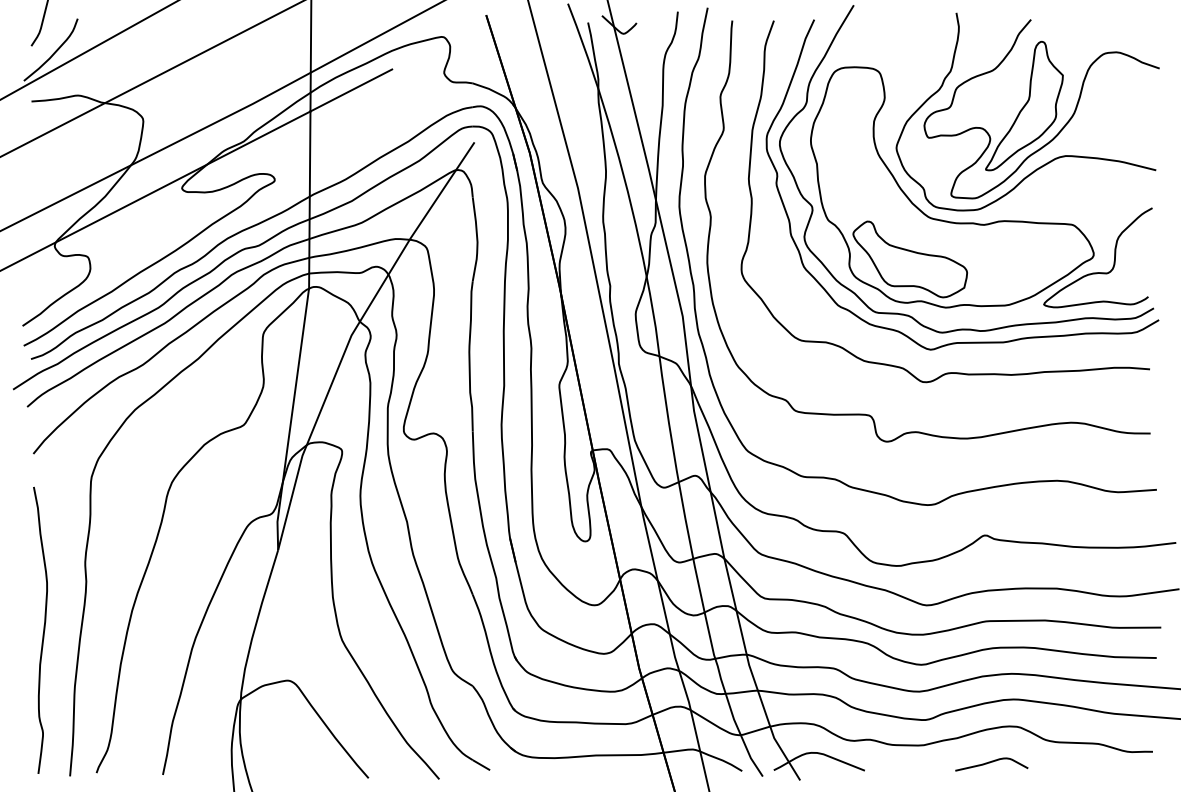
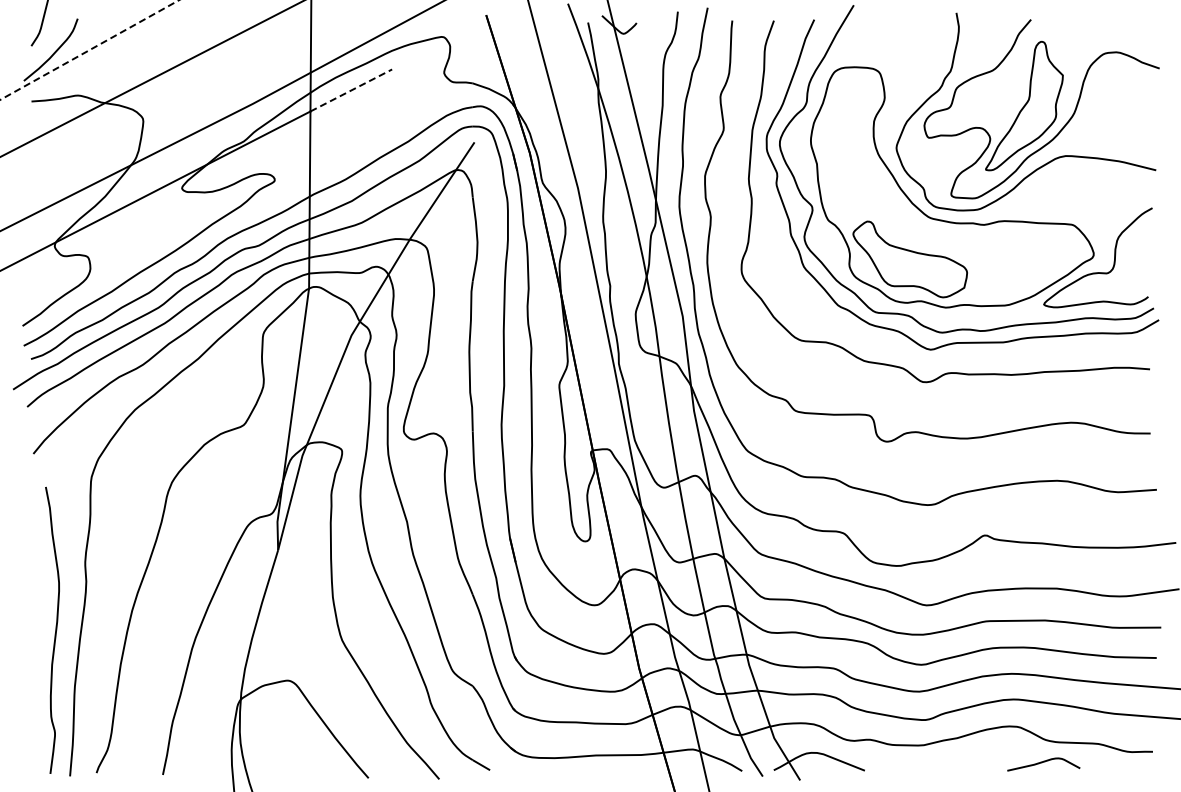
line: solid -> dashed (90, 49)
line: solid -> dashed (351, 90)
curve position: (43, 629) -> (55, 629) (55, 629)
curve position: (990, 763) -> (1042, 763) (1042, 763)
